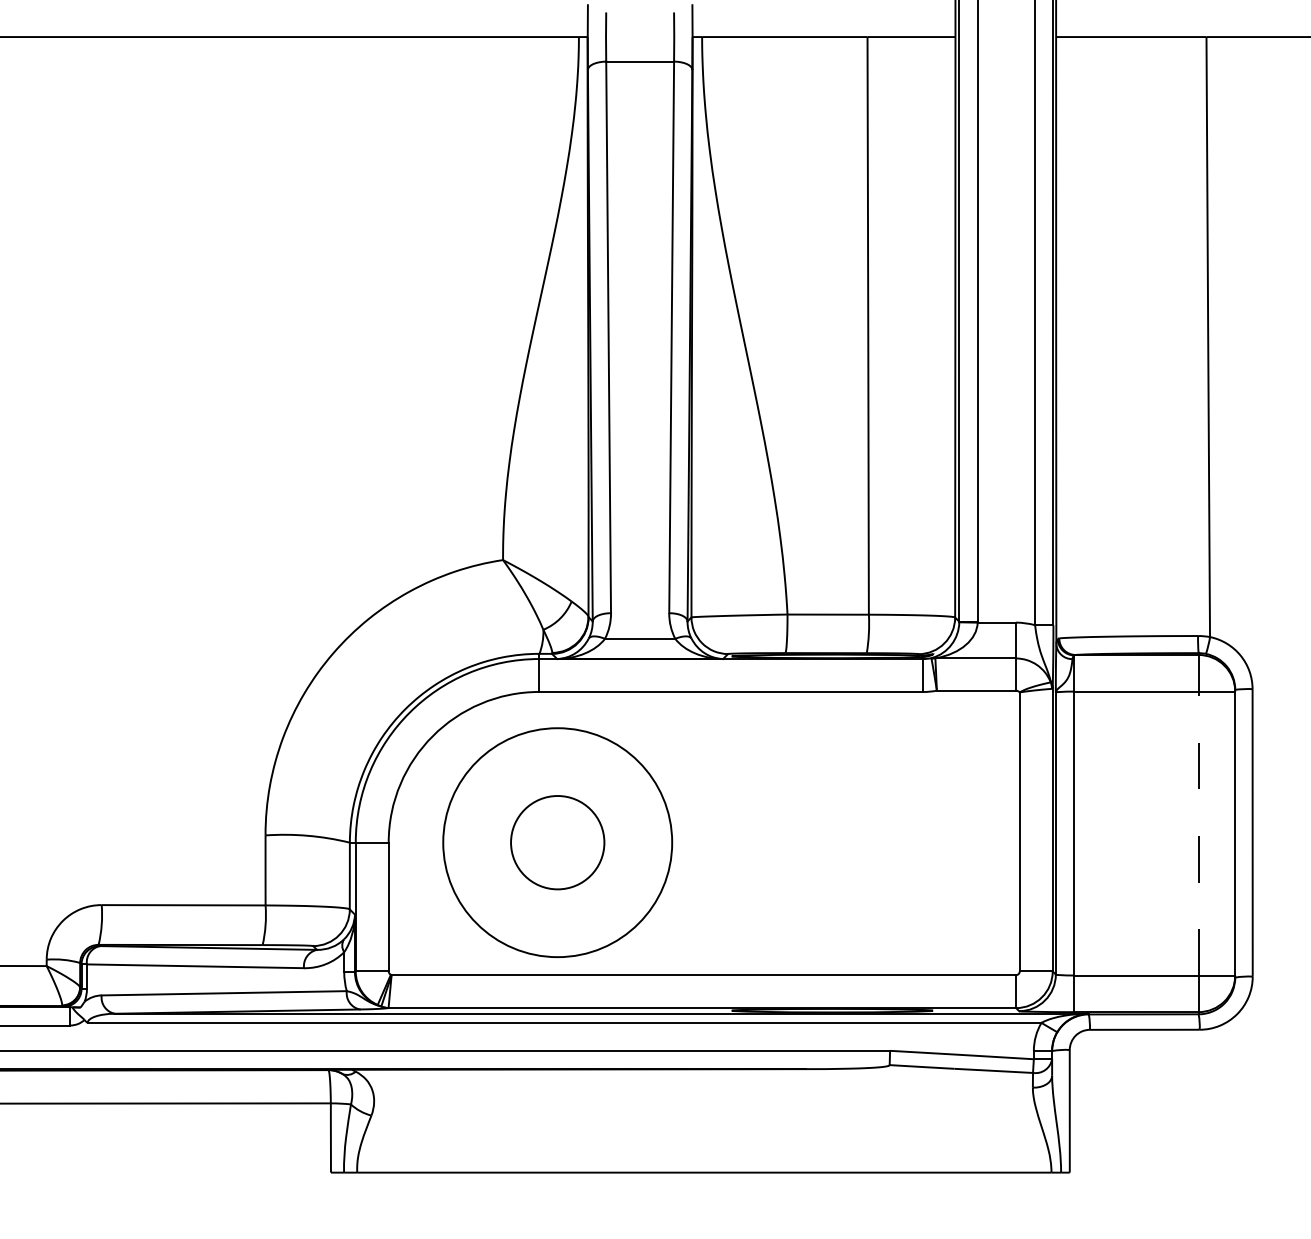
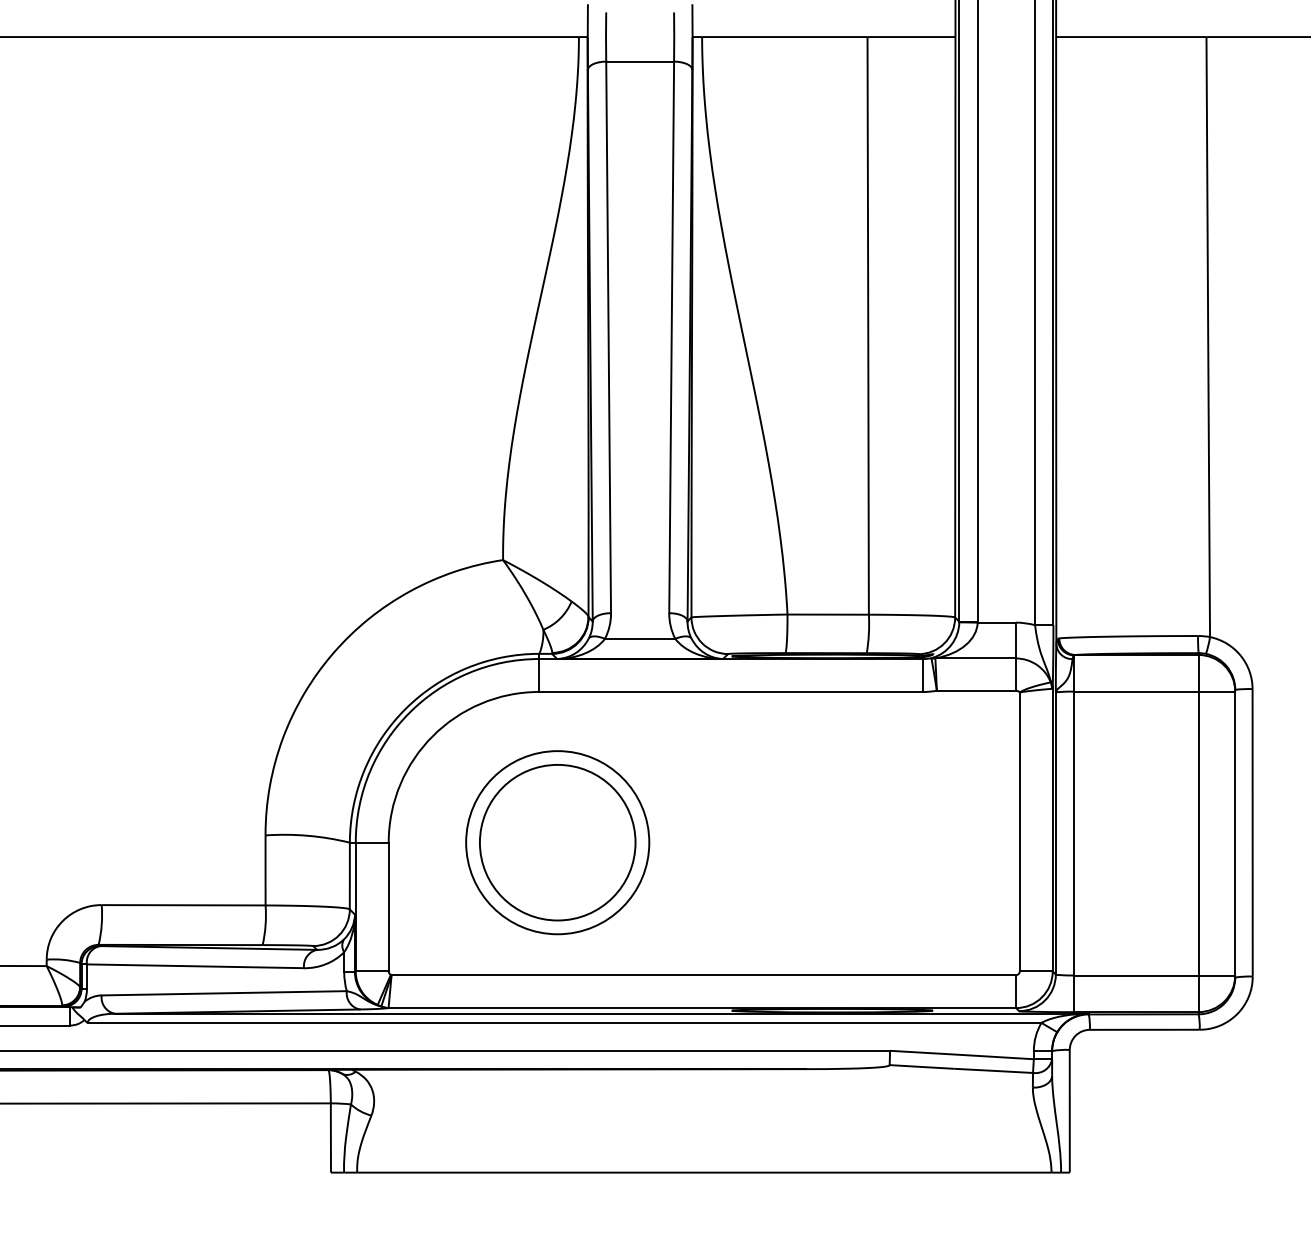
line: dashed -> solid (1198, 833)
circle diameter: 229 px -> 183 px (557, 842)
circle diameter: 93 px -> 156 px (557, 842)
